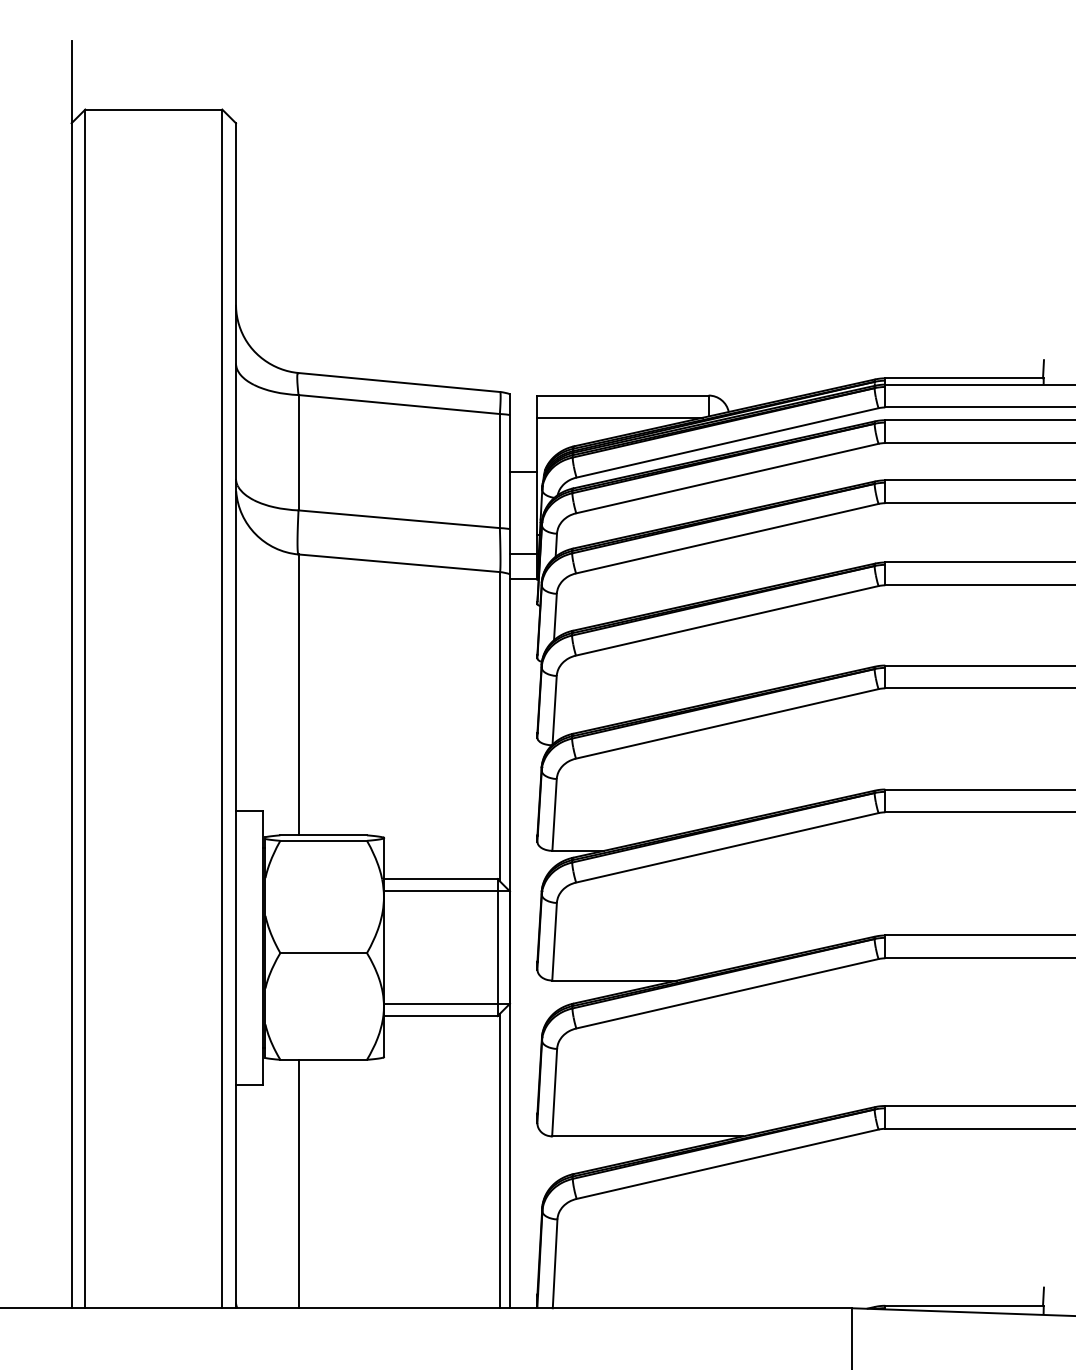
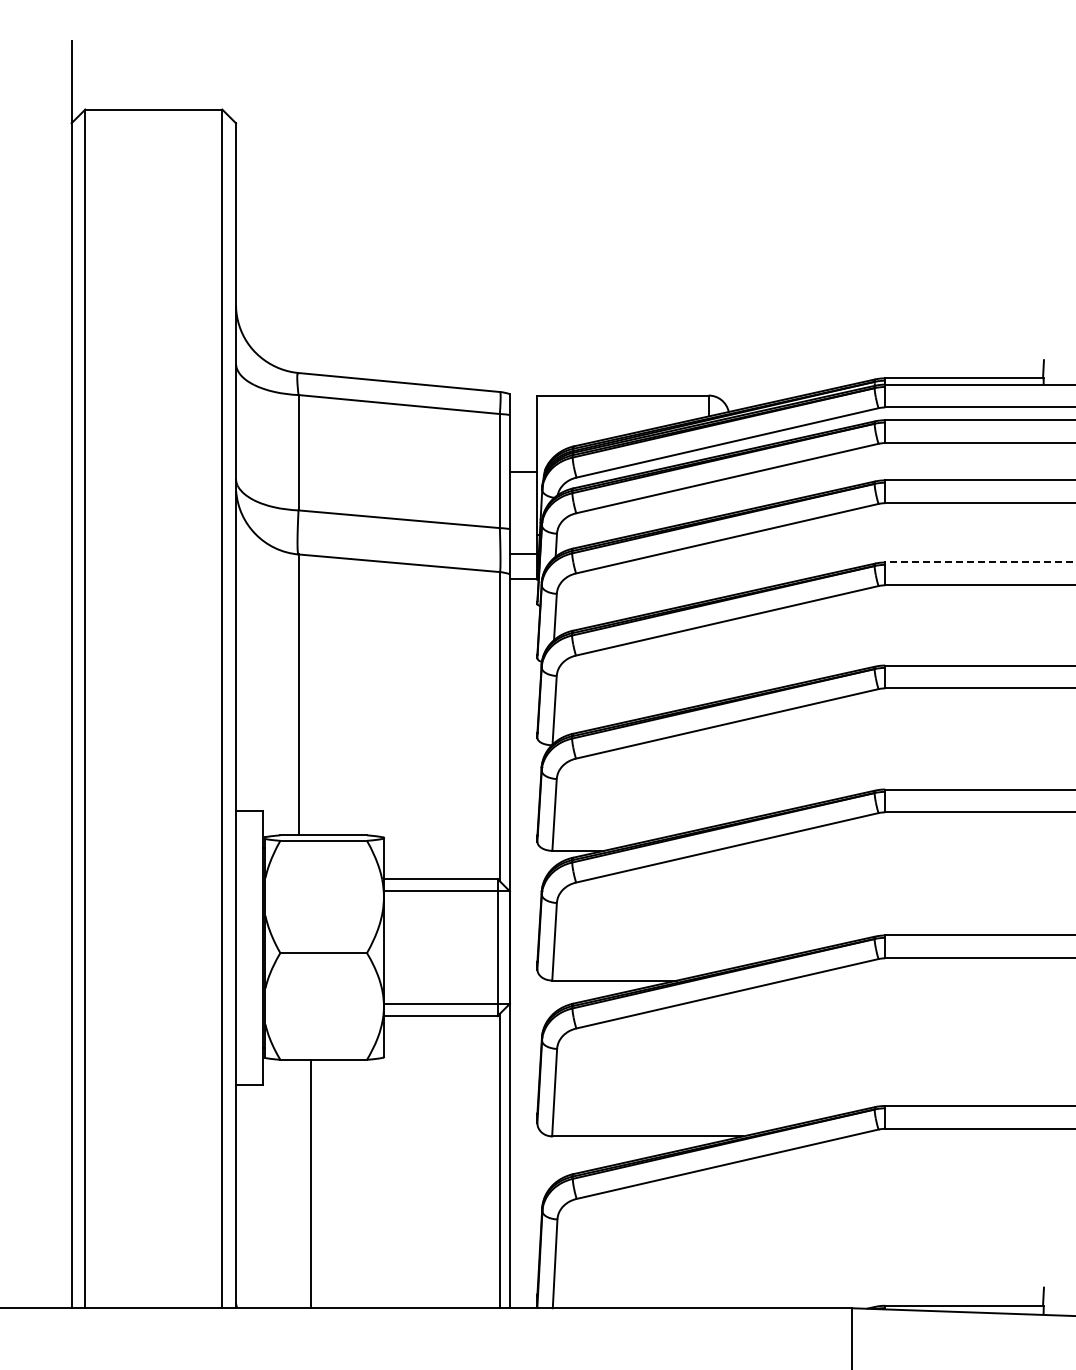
line: present -> none (620, 417)
line: solid -> dashed (980, 562)
line position: (298, 1183) -> (310, 1183) (310, 1183)
